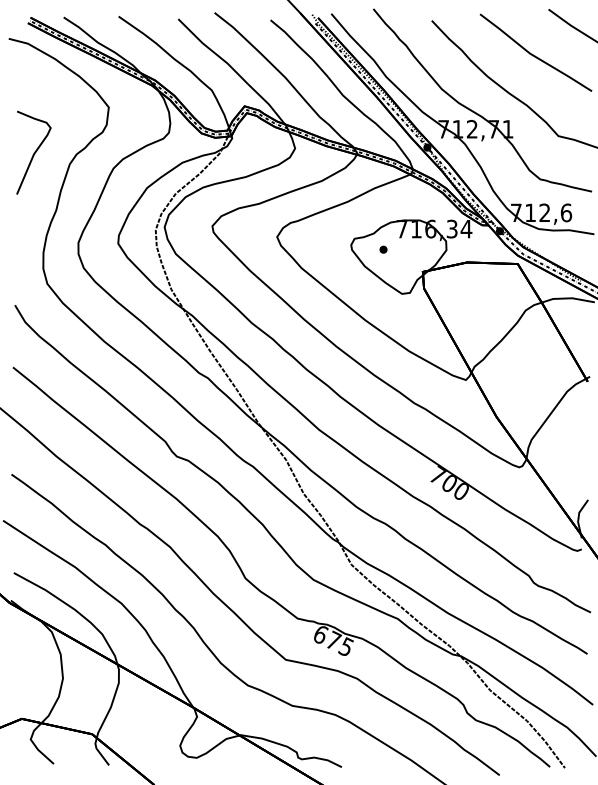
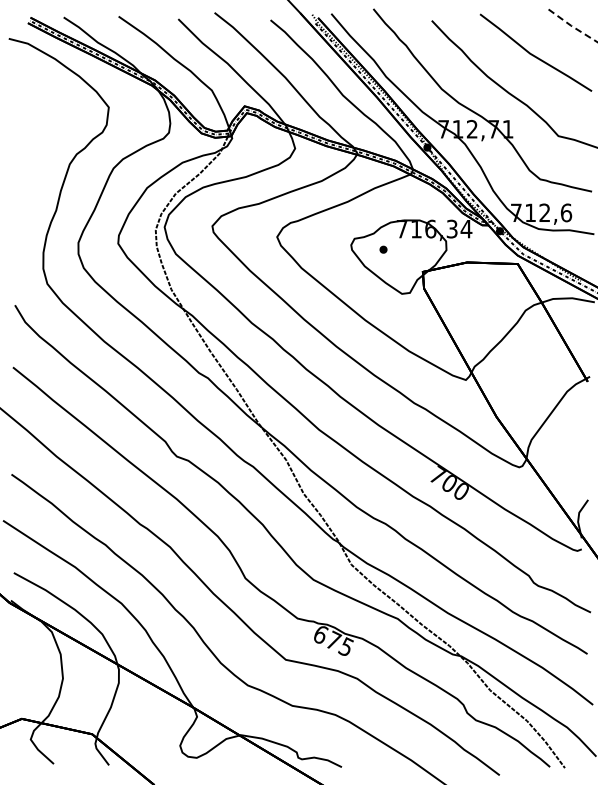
line: solid -> dashed (571, 26)
curve: present -> none (34, 152)
